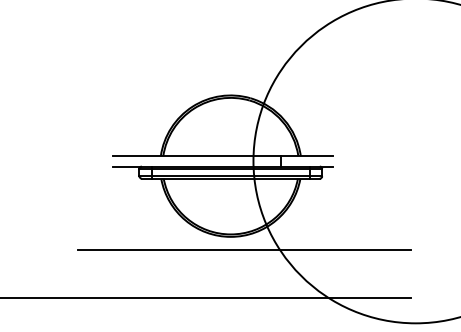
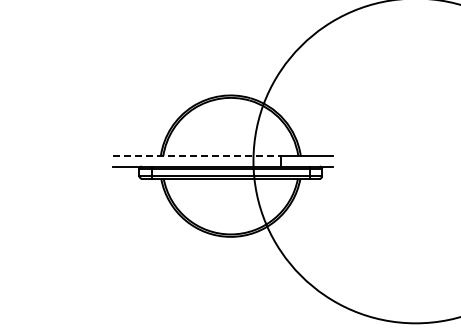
line: solid -> dashed (196, 156)
line: present -> none (244, 250)
line: present -> none (206, 297)
